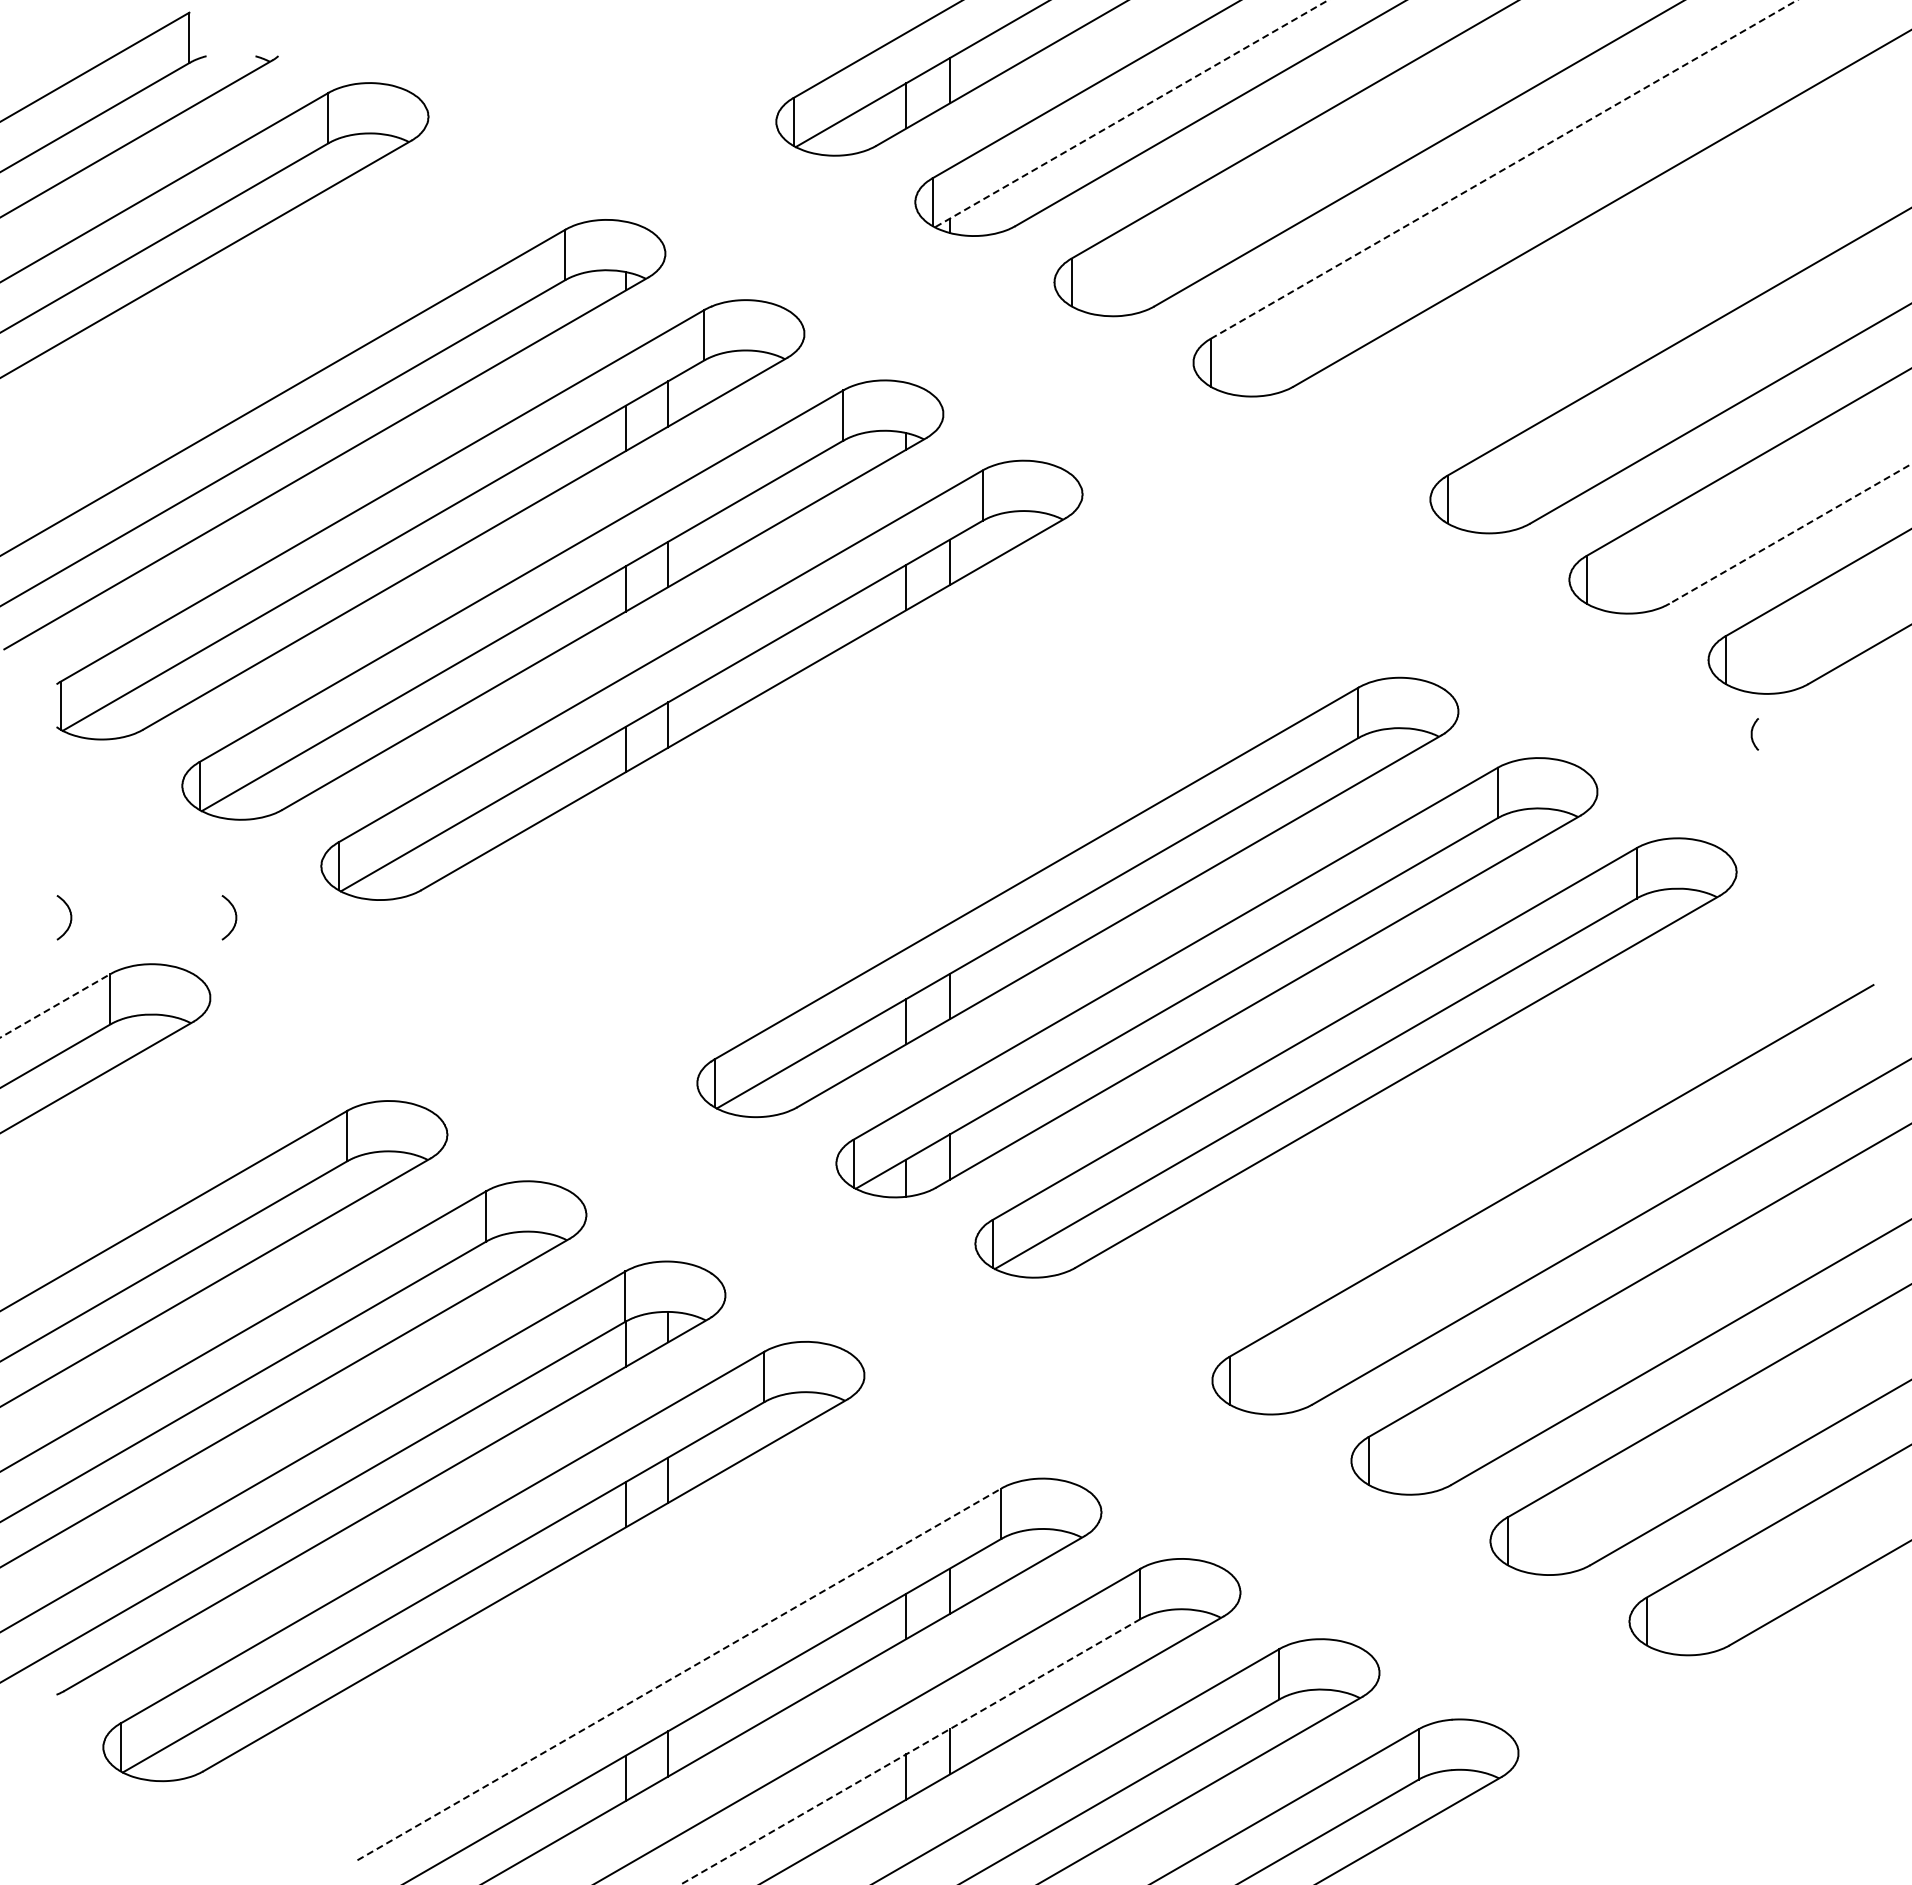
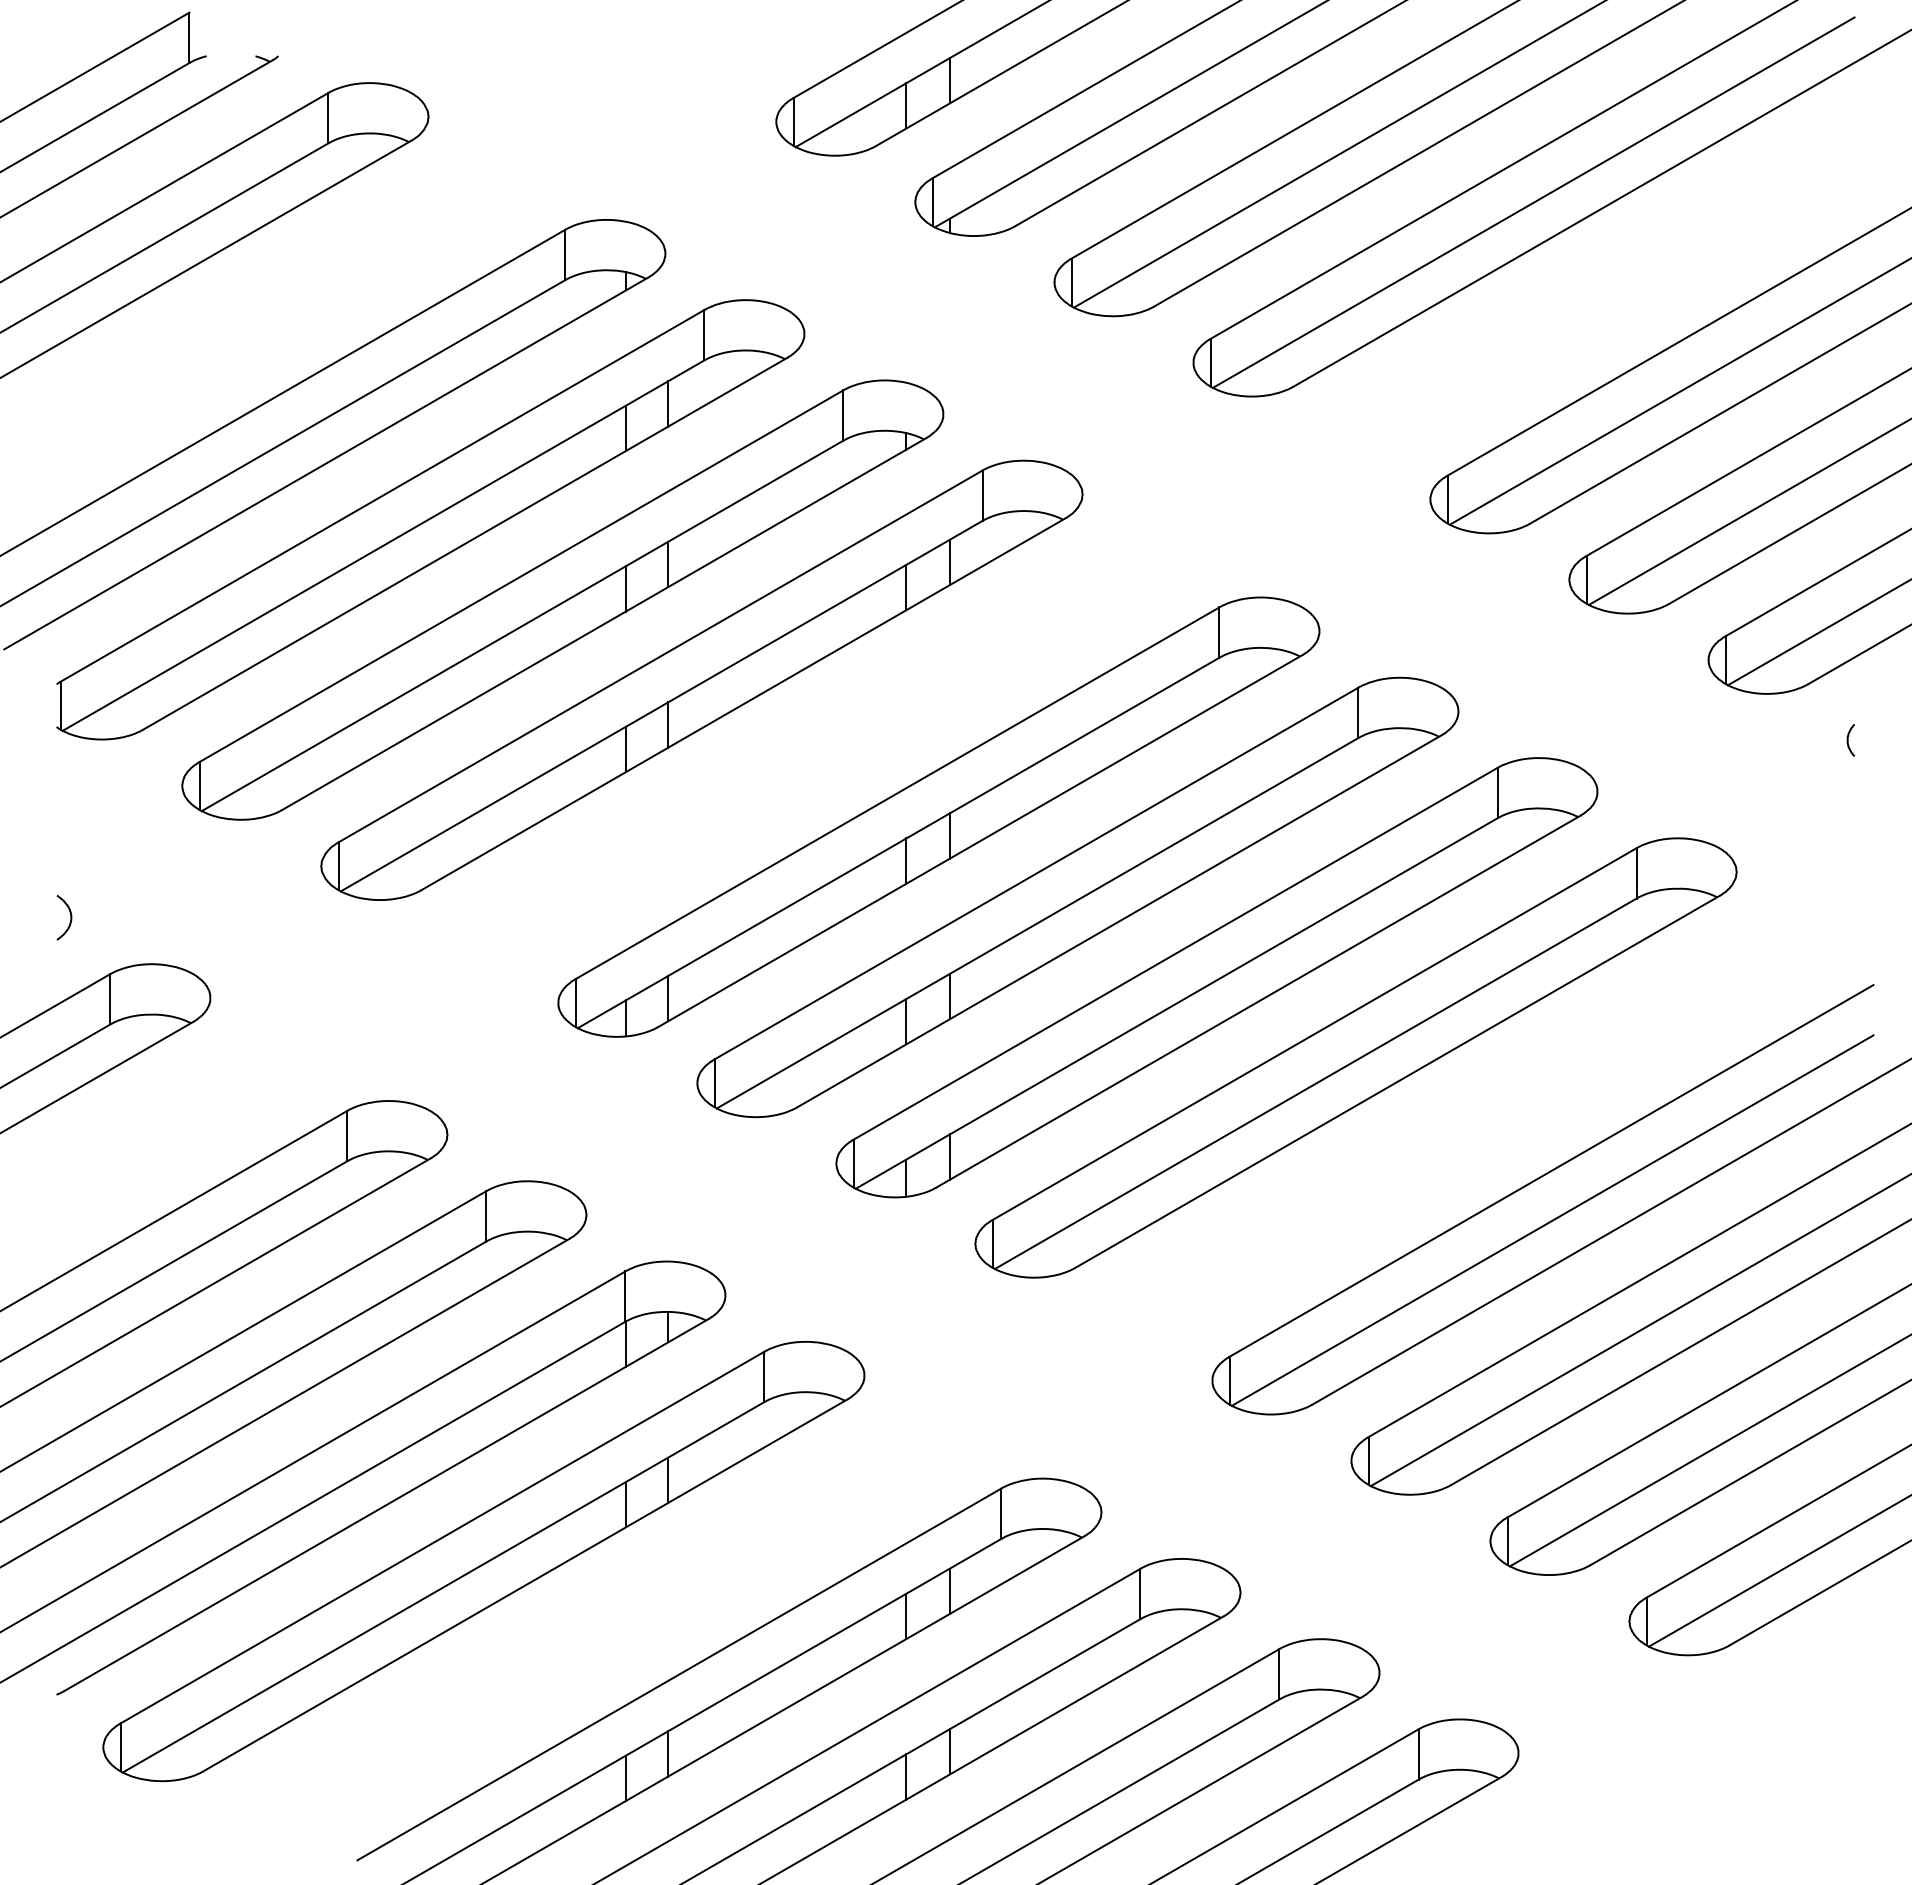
line: dashed -> solid (1131, 113)
line: none -> present (1337, 154)
line: dashed -> solid (1504, 169)
line: none -> present (1533, 202)
line: none -> present (1678, 391)
line: none -> present (1748, 512)
line: dashed -> solid (1790, 533)
line: none -> present (1817, 633)
curve position: (1752, 734) -> (1848, 740) (1848, 740)
part: none -> present (938, 816)
curve: present -> none (235, 917)
line: dashed -> solid (55, 1005)
line: none -> present (1552, 1220)
line: none -> present (1639, 1330)
line: none -> present (1708, 1451)
line: none -> present (1778, 1571)
line: dashed -> solid (679, 1674)
line: dashed -> solid (910, 1752)
